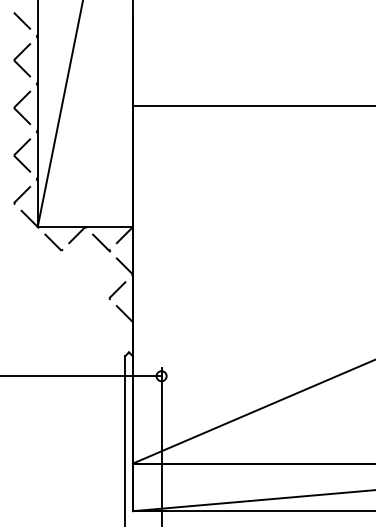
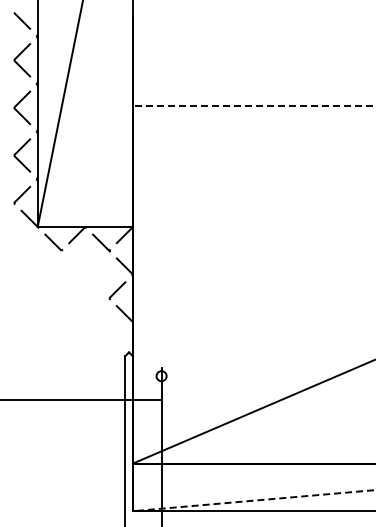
line: solid -> dashed (253, 106)
line position: (81, 376) -> (81, 400) (81, 400)
line: solid -> dashed (253, 500)
